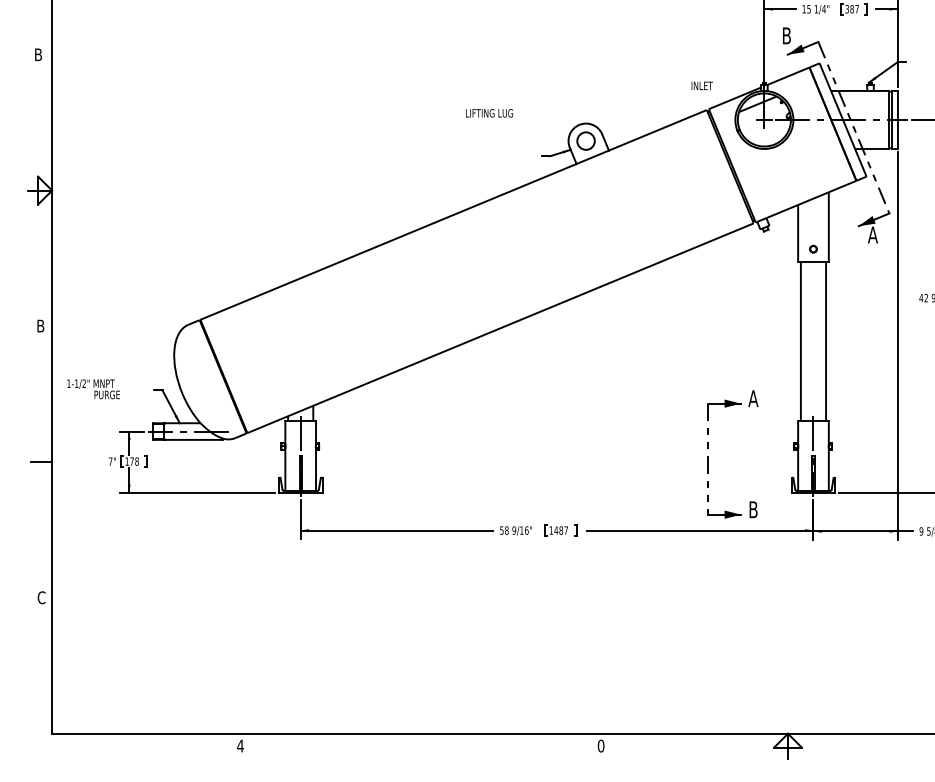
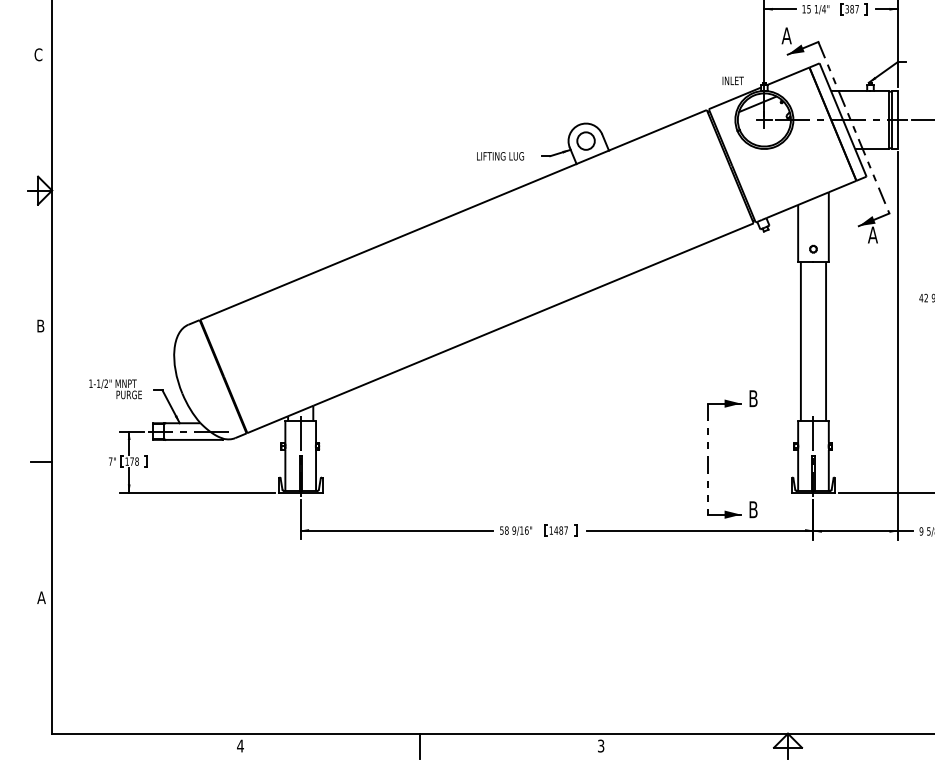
text: B -> A (786, 35)
text: B -> C (38, 54)
text position: (701, 85) -> (732, 80) (732, 80)
text position: (489, 113) -> (500, 156) (500, 156)
text position: (93, 389) -> (115, 389) (115, 389)
text: A -> B (753, 398)
text: C -> A (41, 597)
line: none -> present (420, 745)
text: 0 -> 3 (600, 745)
